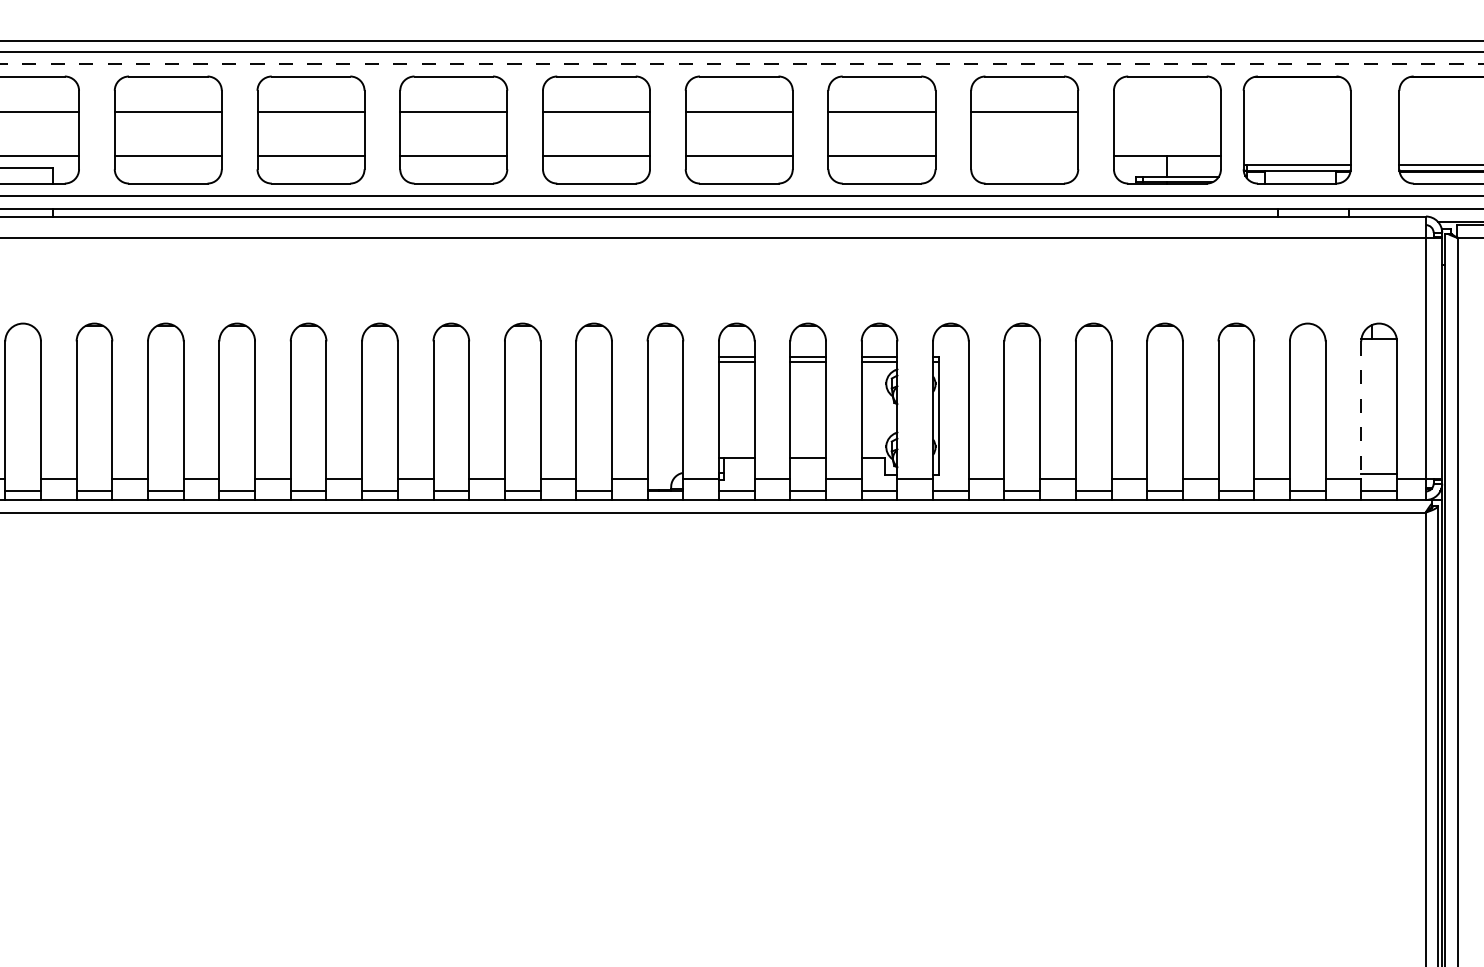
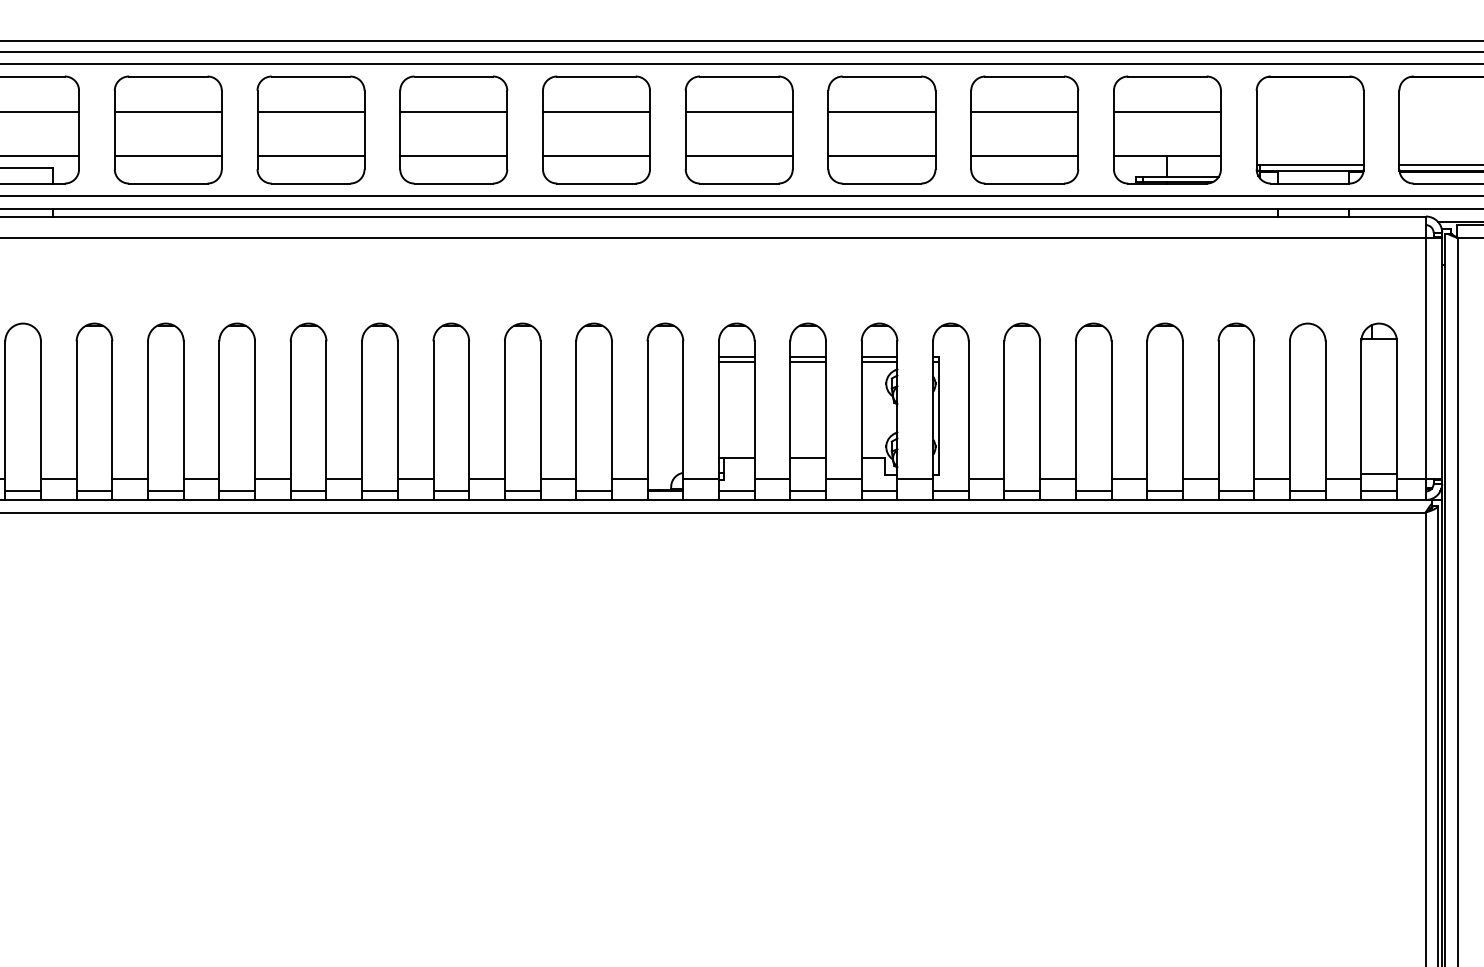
line: dashed -> solid (741, 64)
line: none -> present (1166, 112)
part position: (1296, 129) -> (1309, 129) (1309, 129)
line: none -> present (1024, 155)
line: dashed -> solid (1361, 410)
